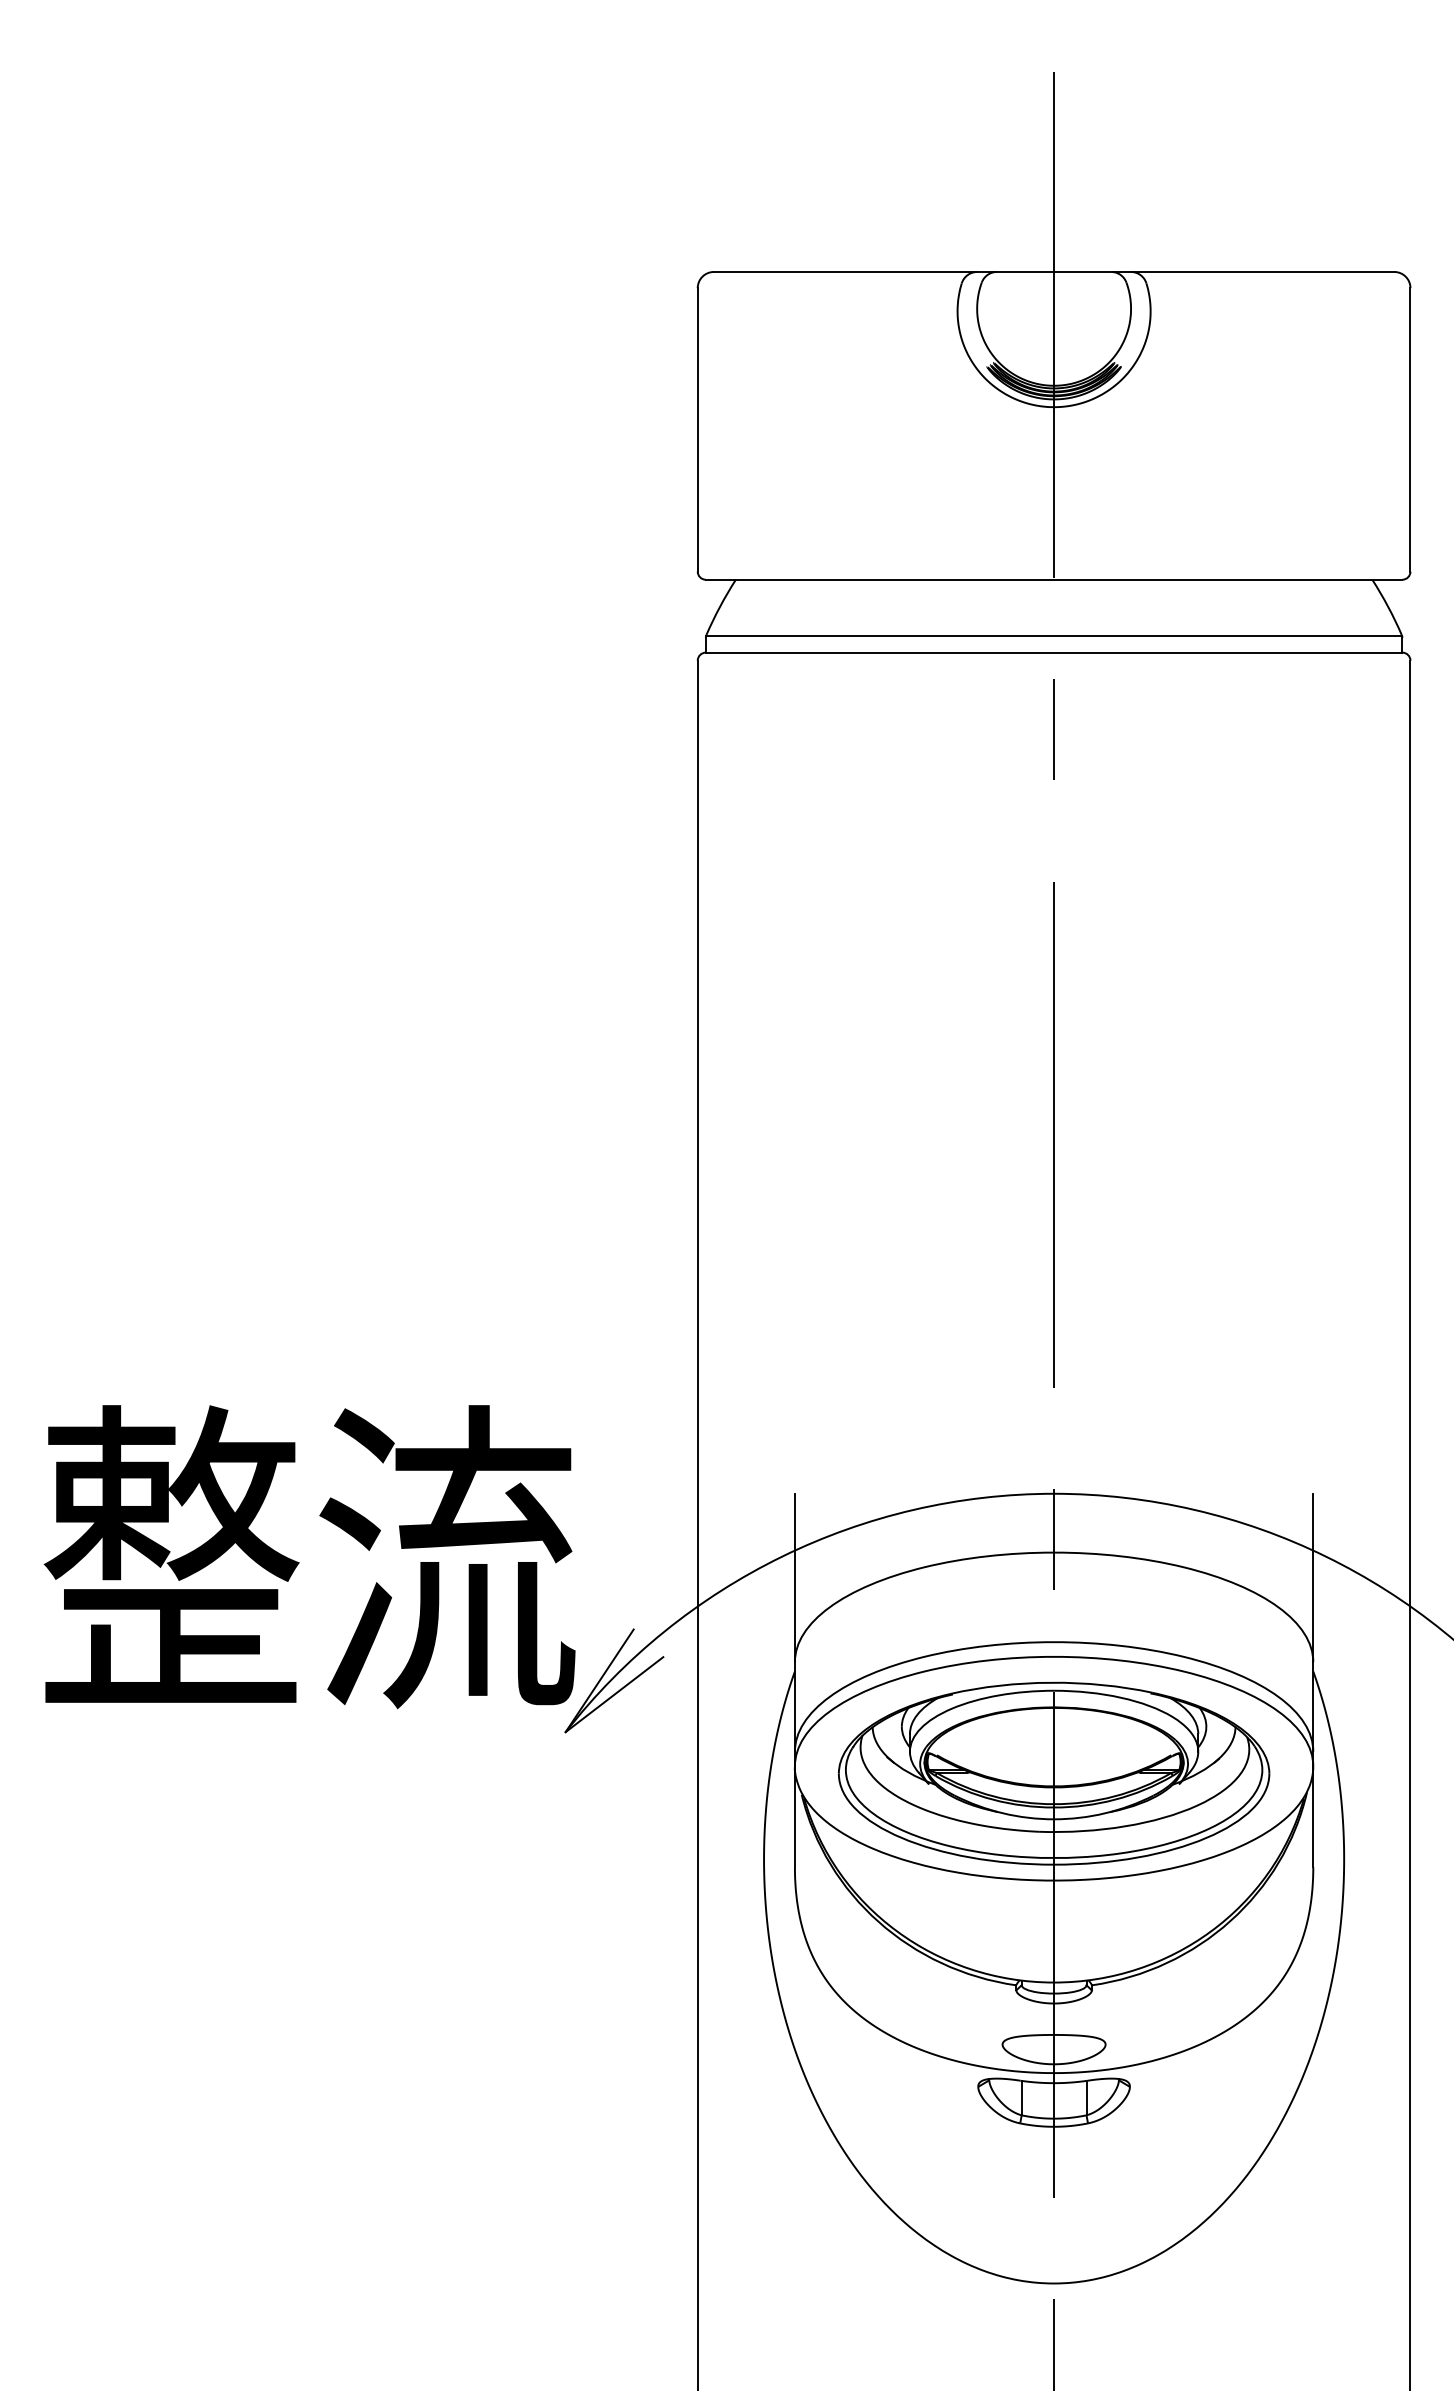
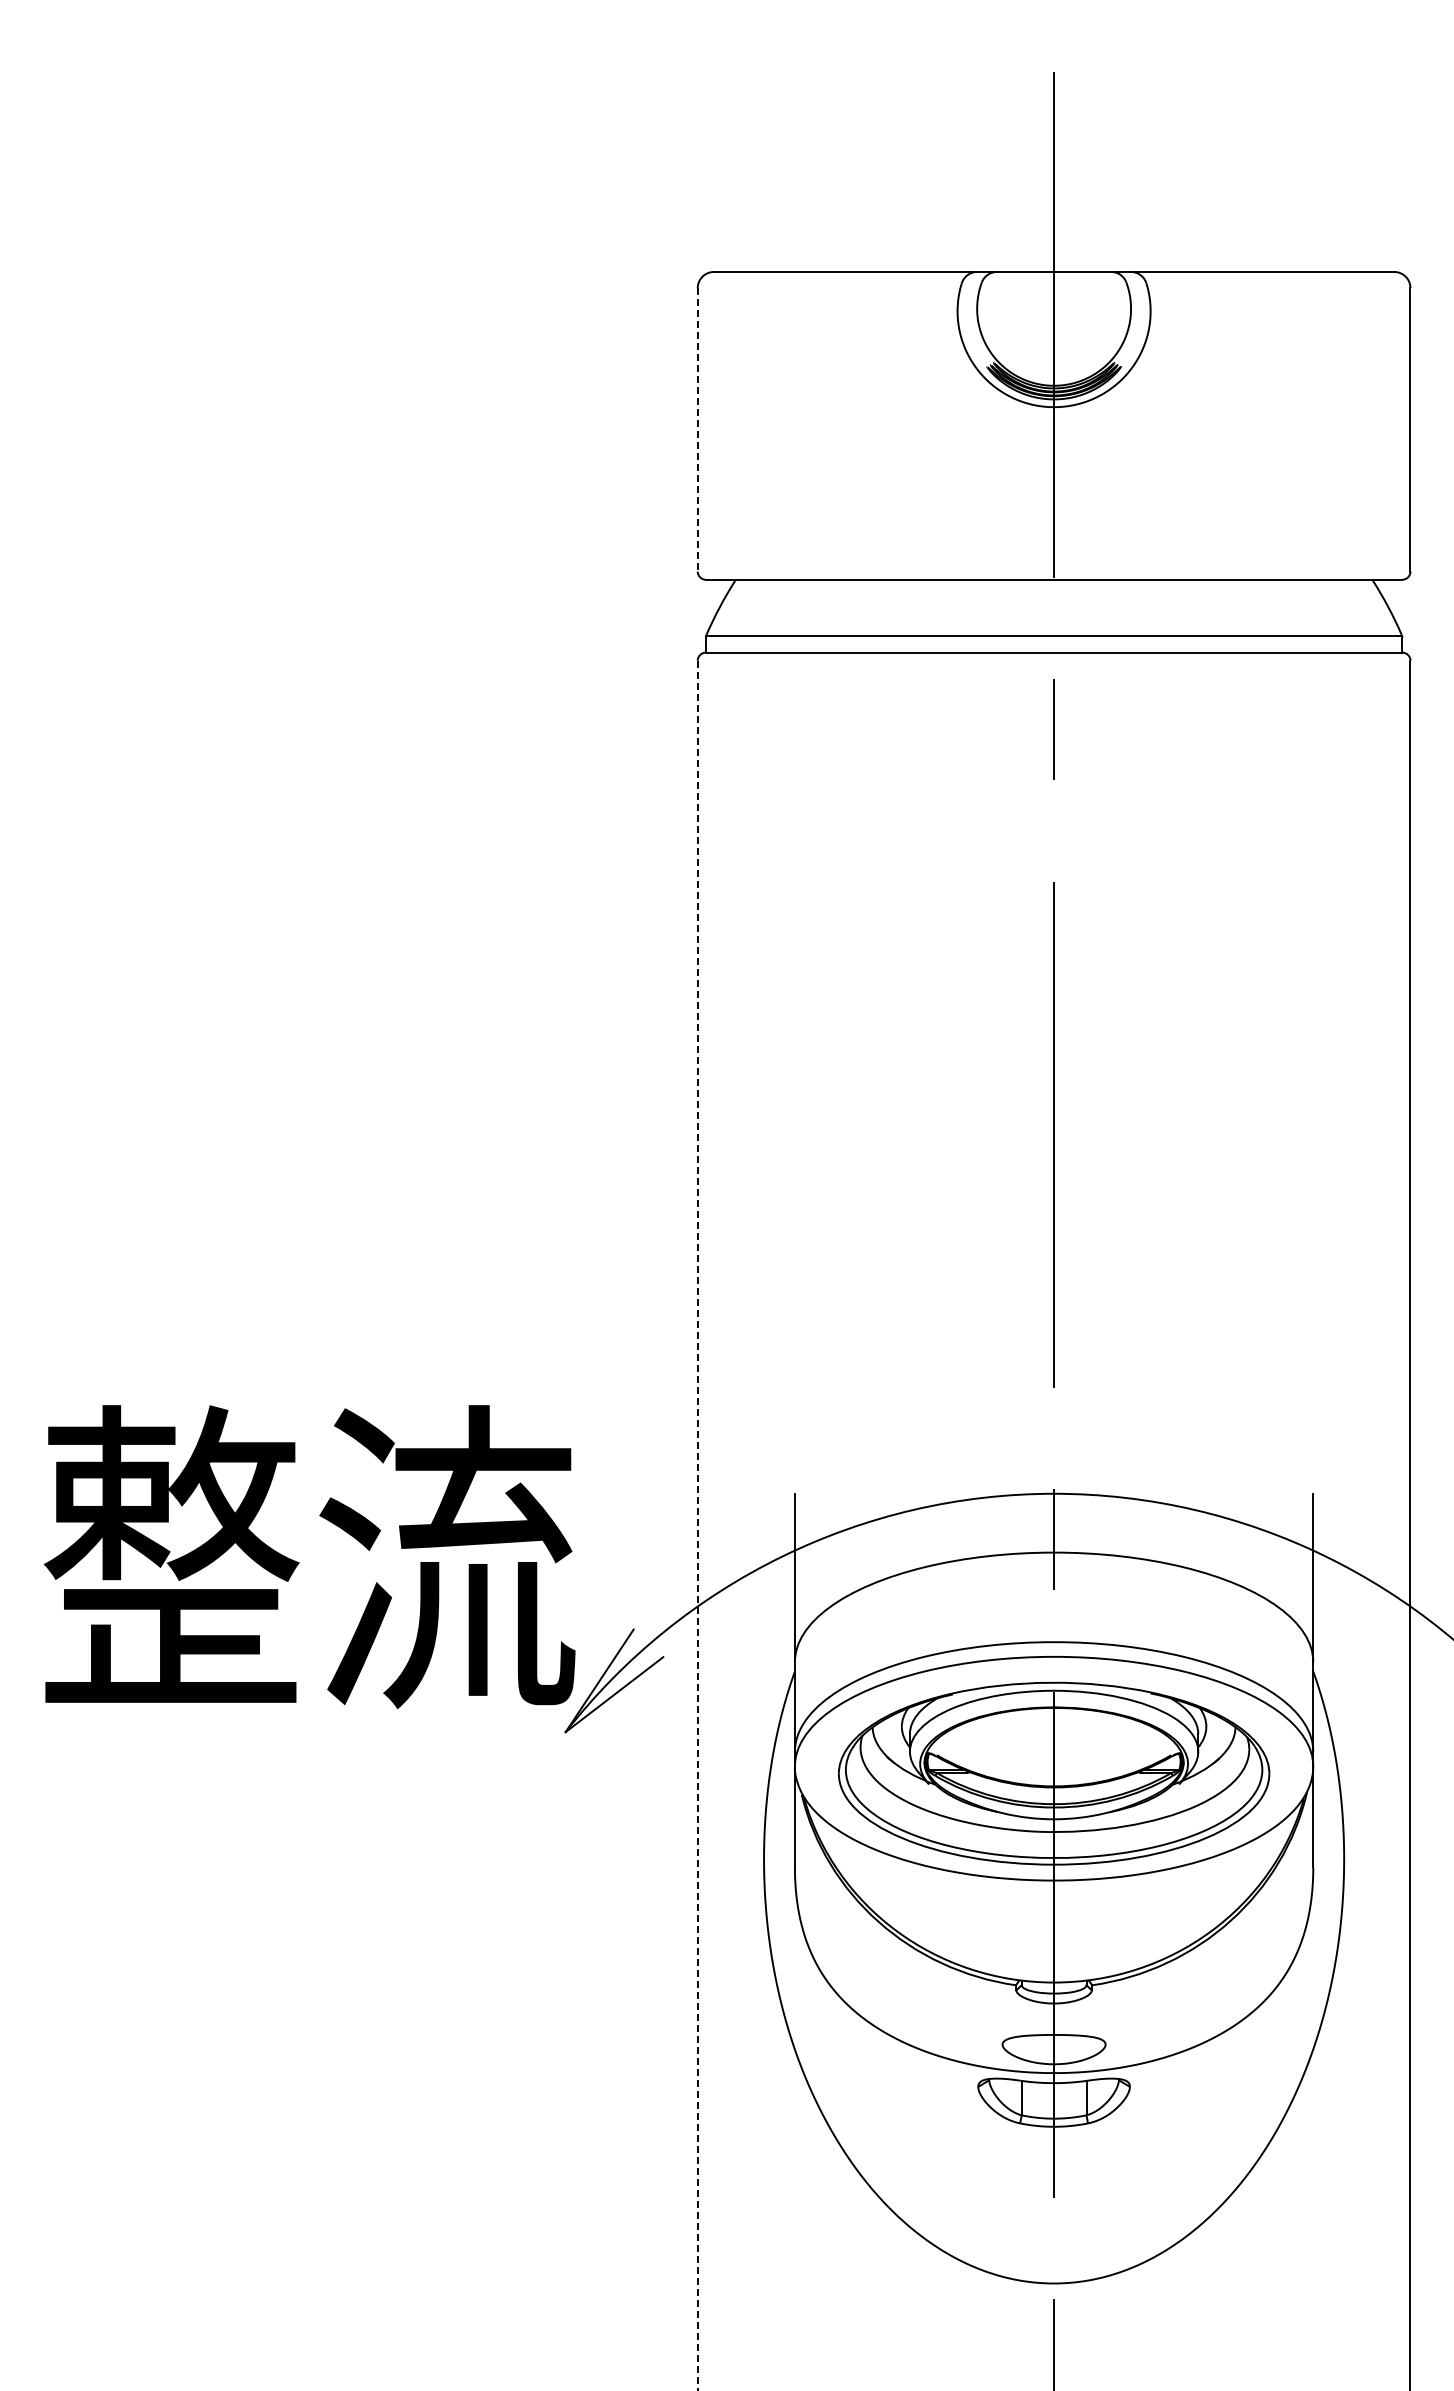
line: solid -> dashed (697, 429)
line: solid -> dashed (697, 1525)
